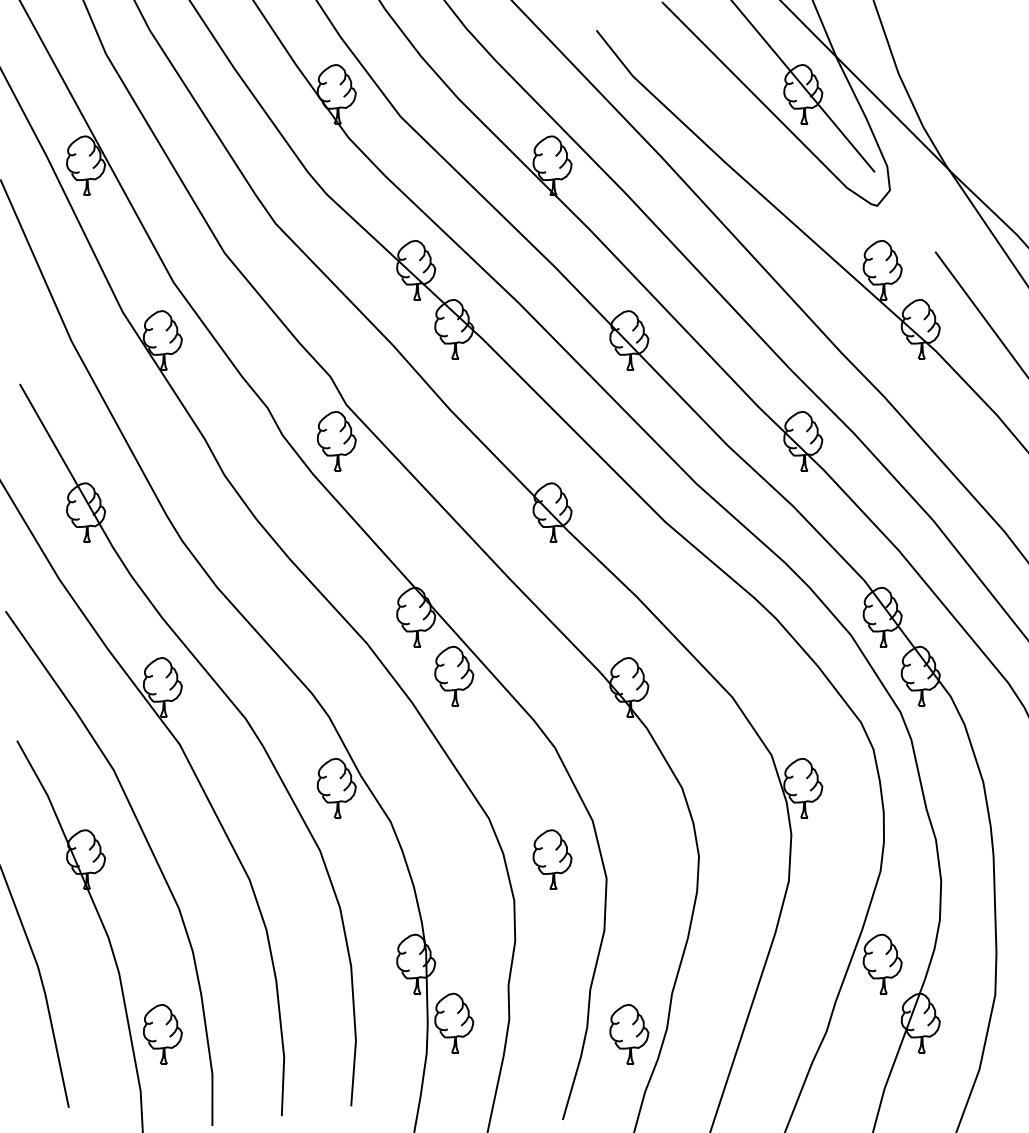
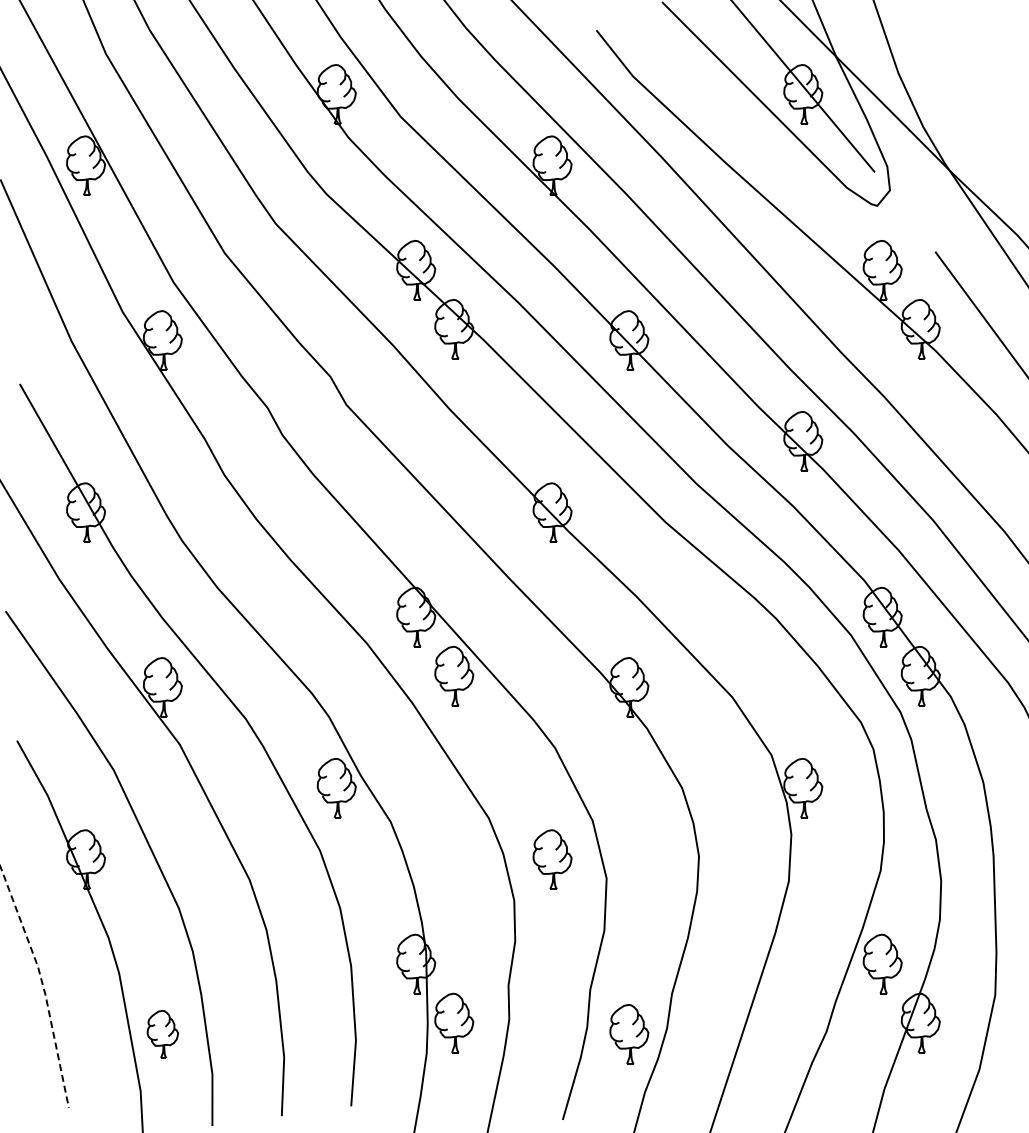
part: present -> none (336, 441)
line: solid -> dashed (42, 984)
part size: 40x61 px -> 33x49 px (162, 1034)
